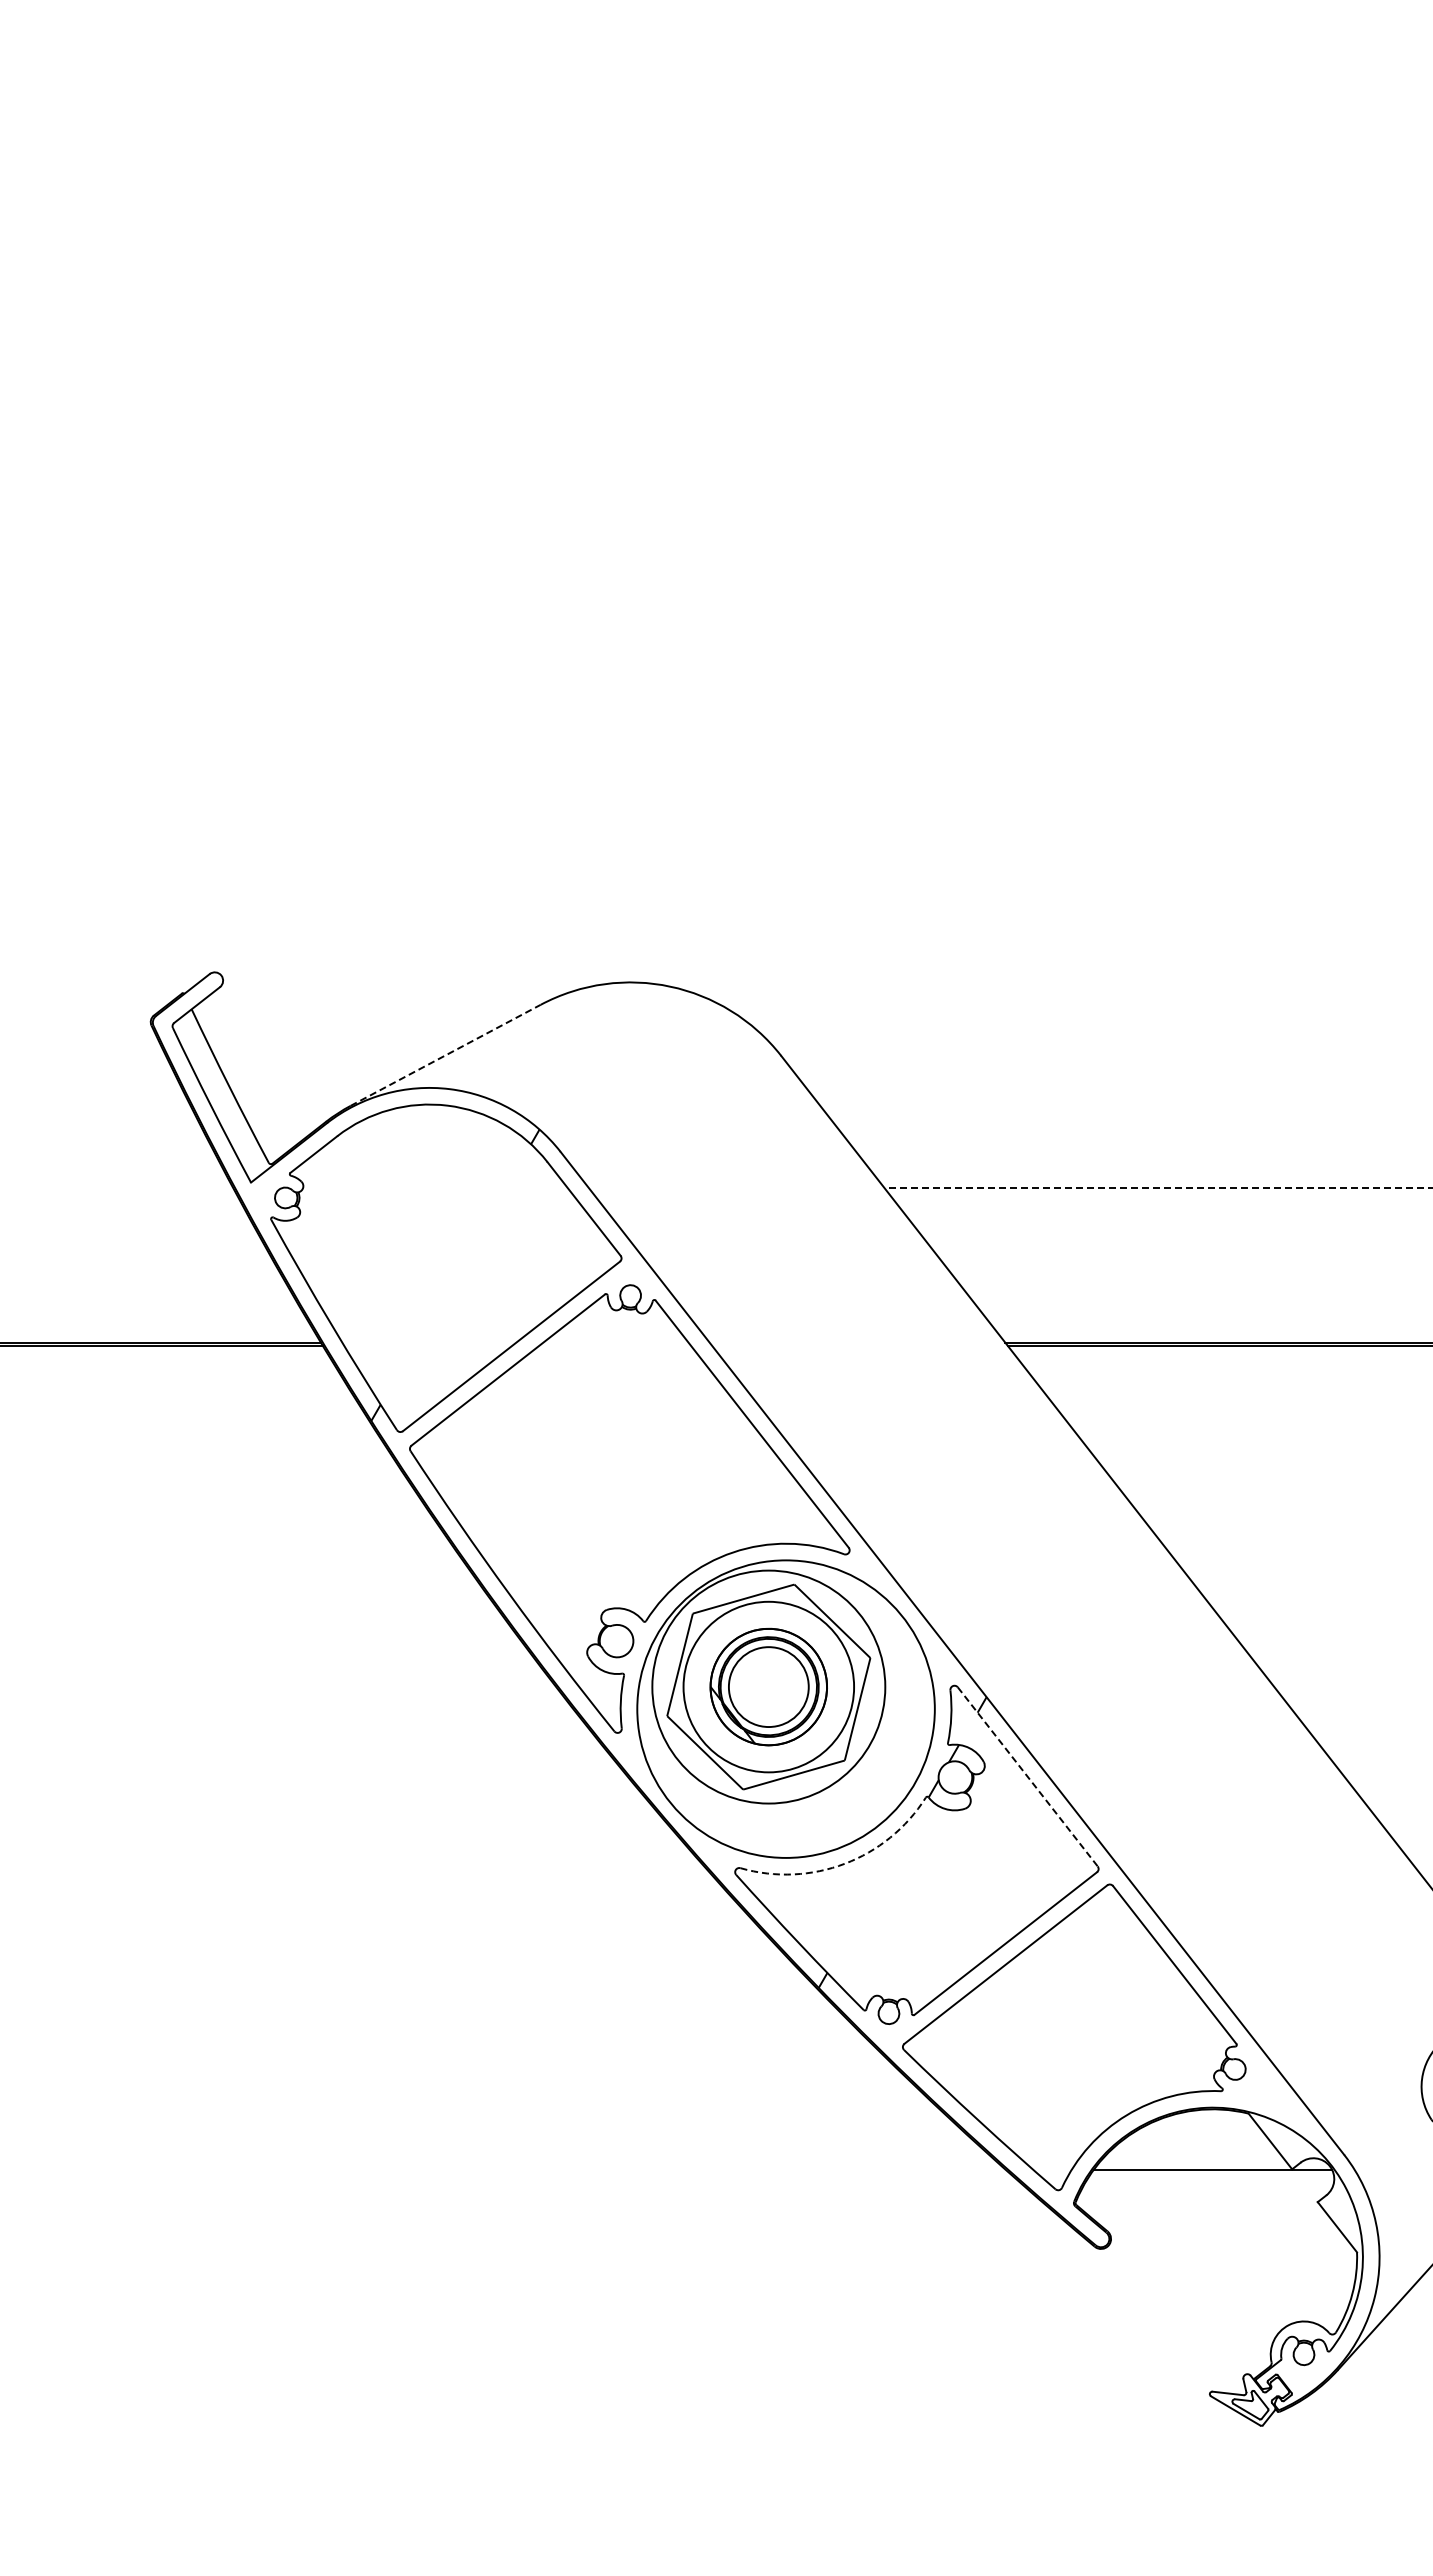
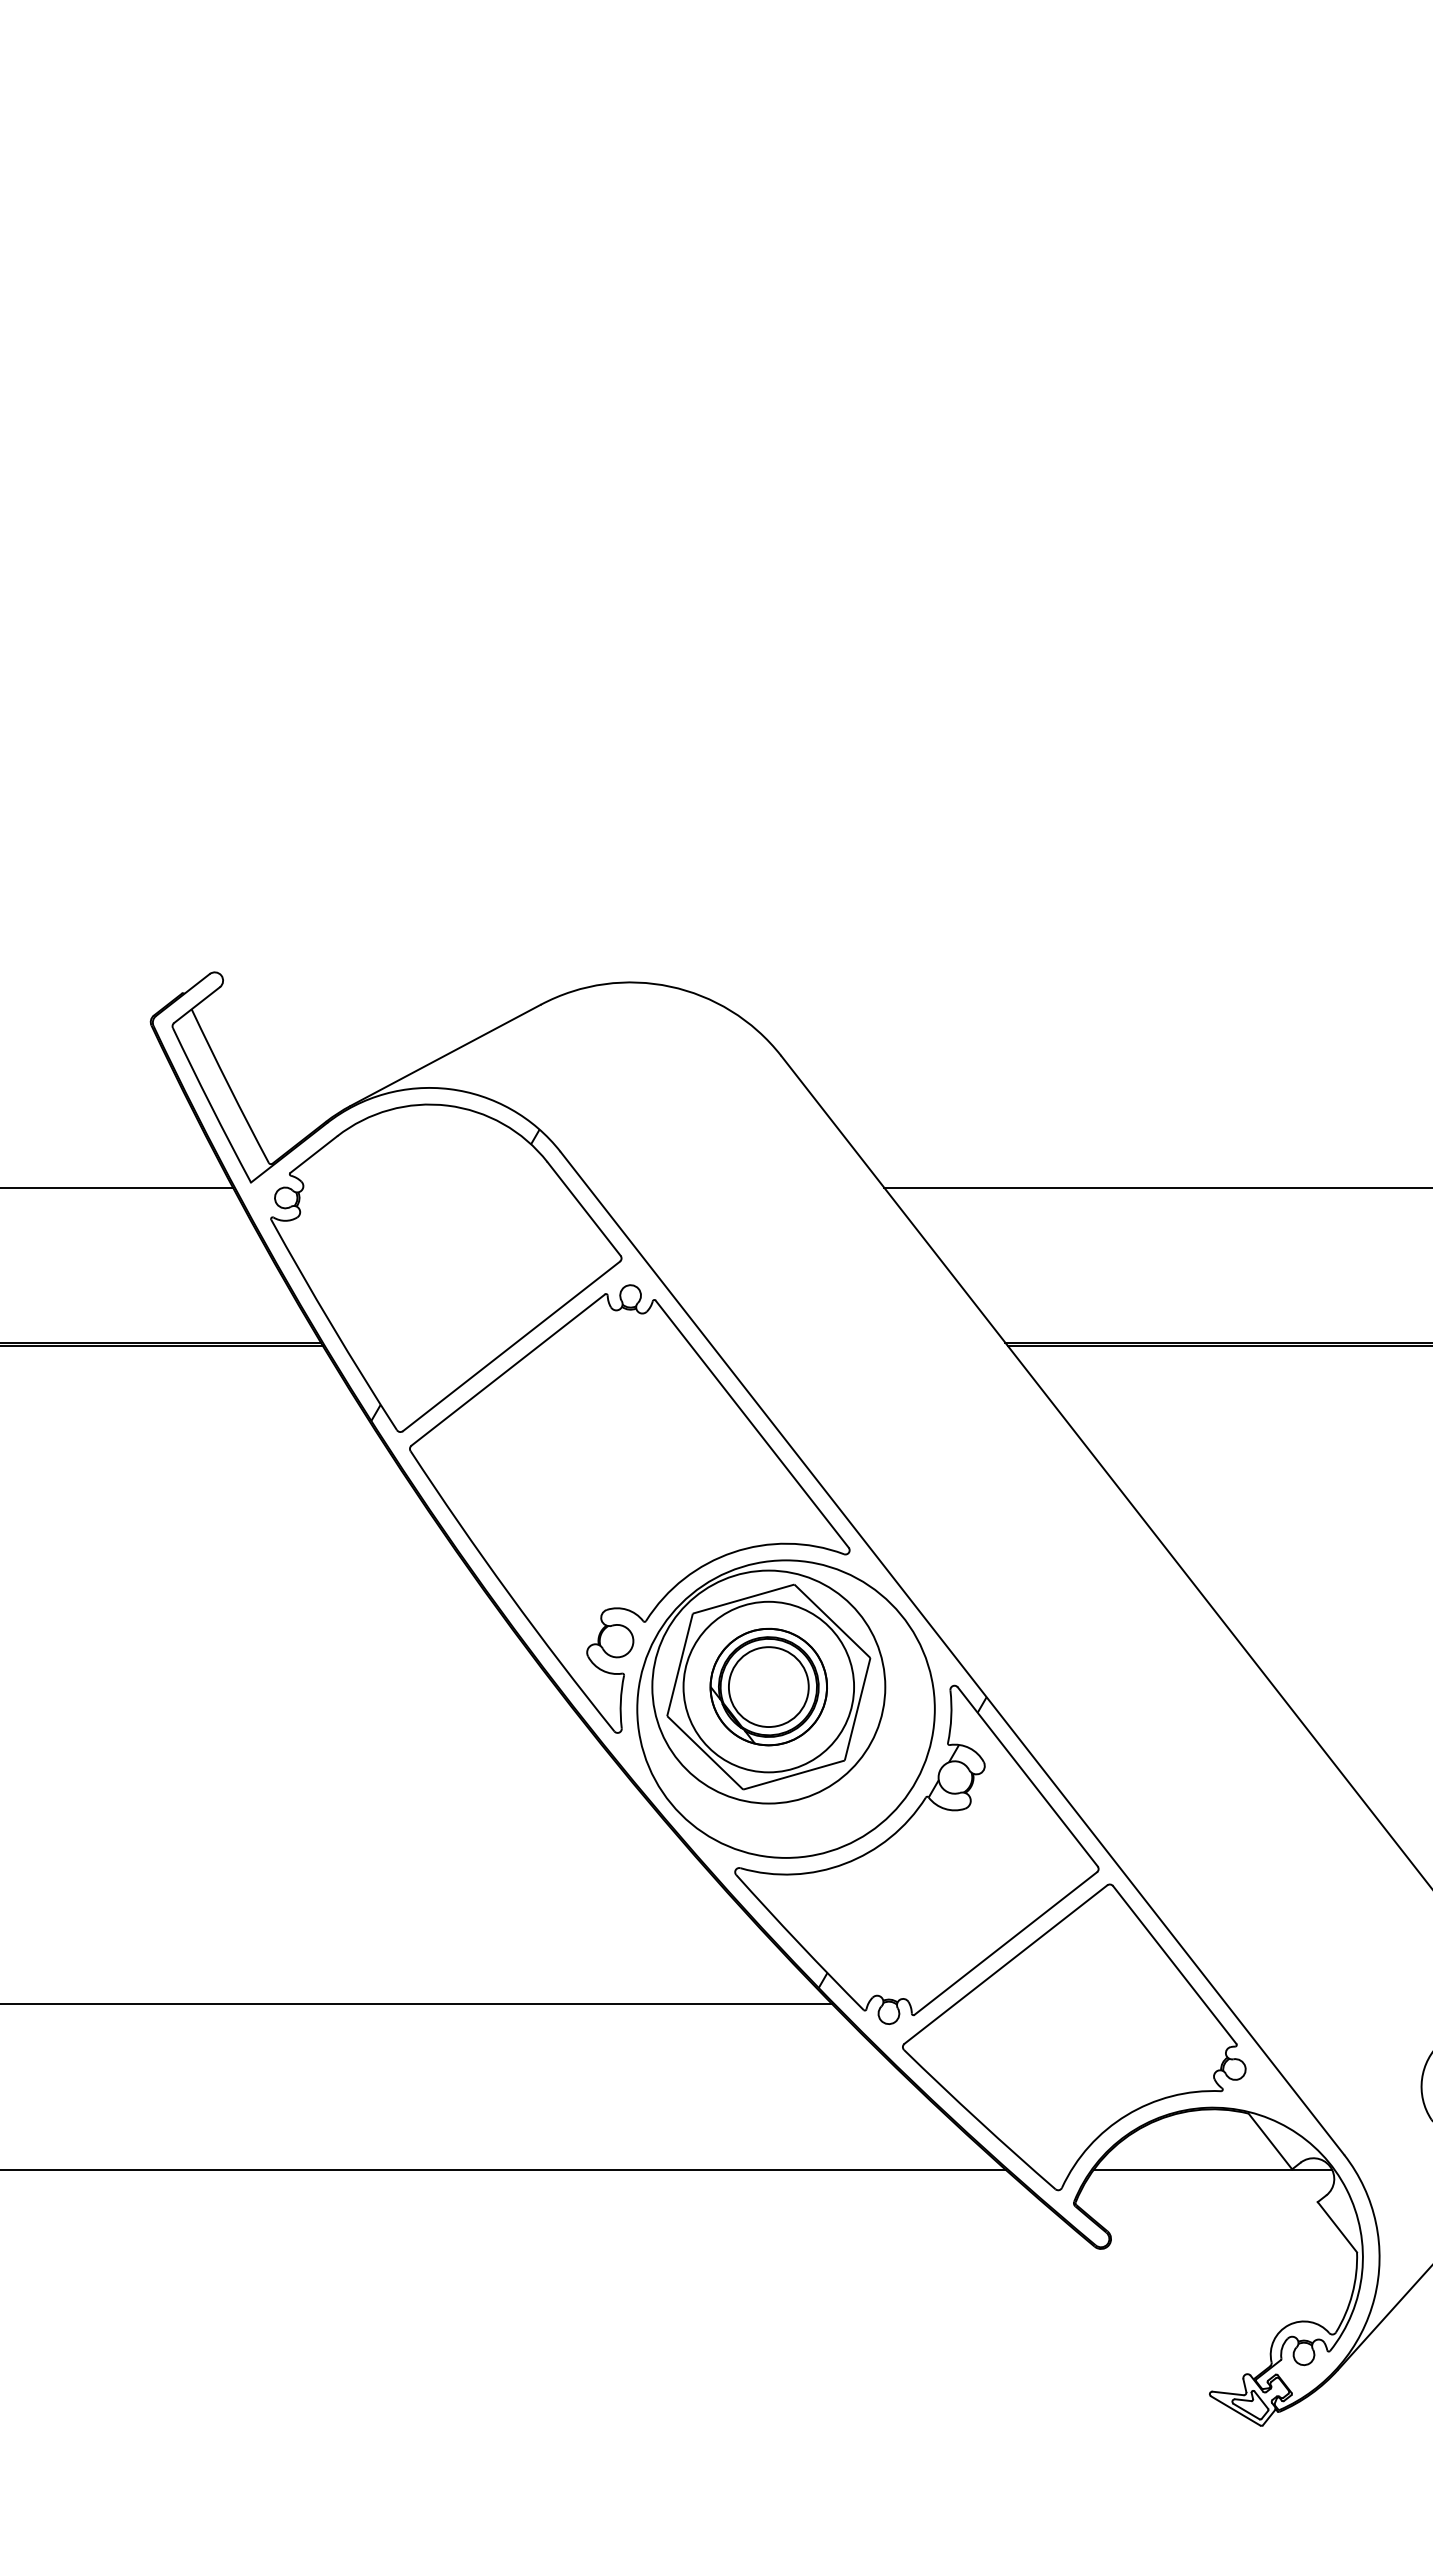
line: dashed -> solid (445, 1055)
line: none -> present (117, 1187)
line: dashed -> solid (1158, 1187)
line: dashed -> solid (1027, 1776)
arc: dashed -> solid (844, 1863)
line: none -> present (416, 2003)
line: none -> present (503, 2169)
